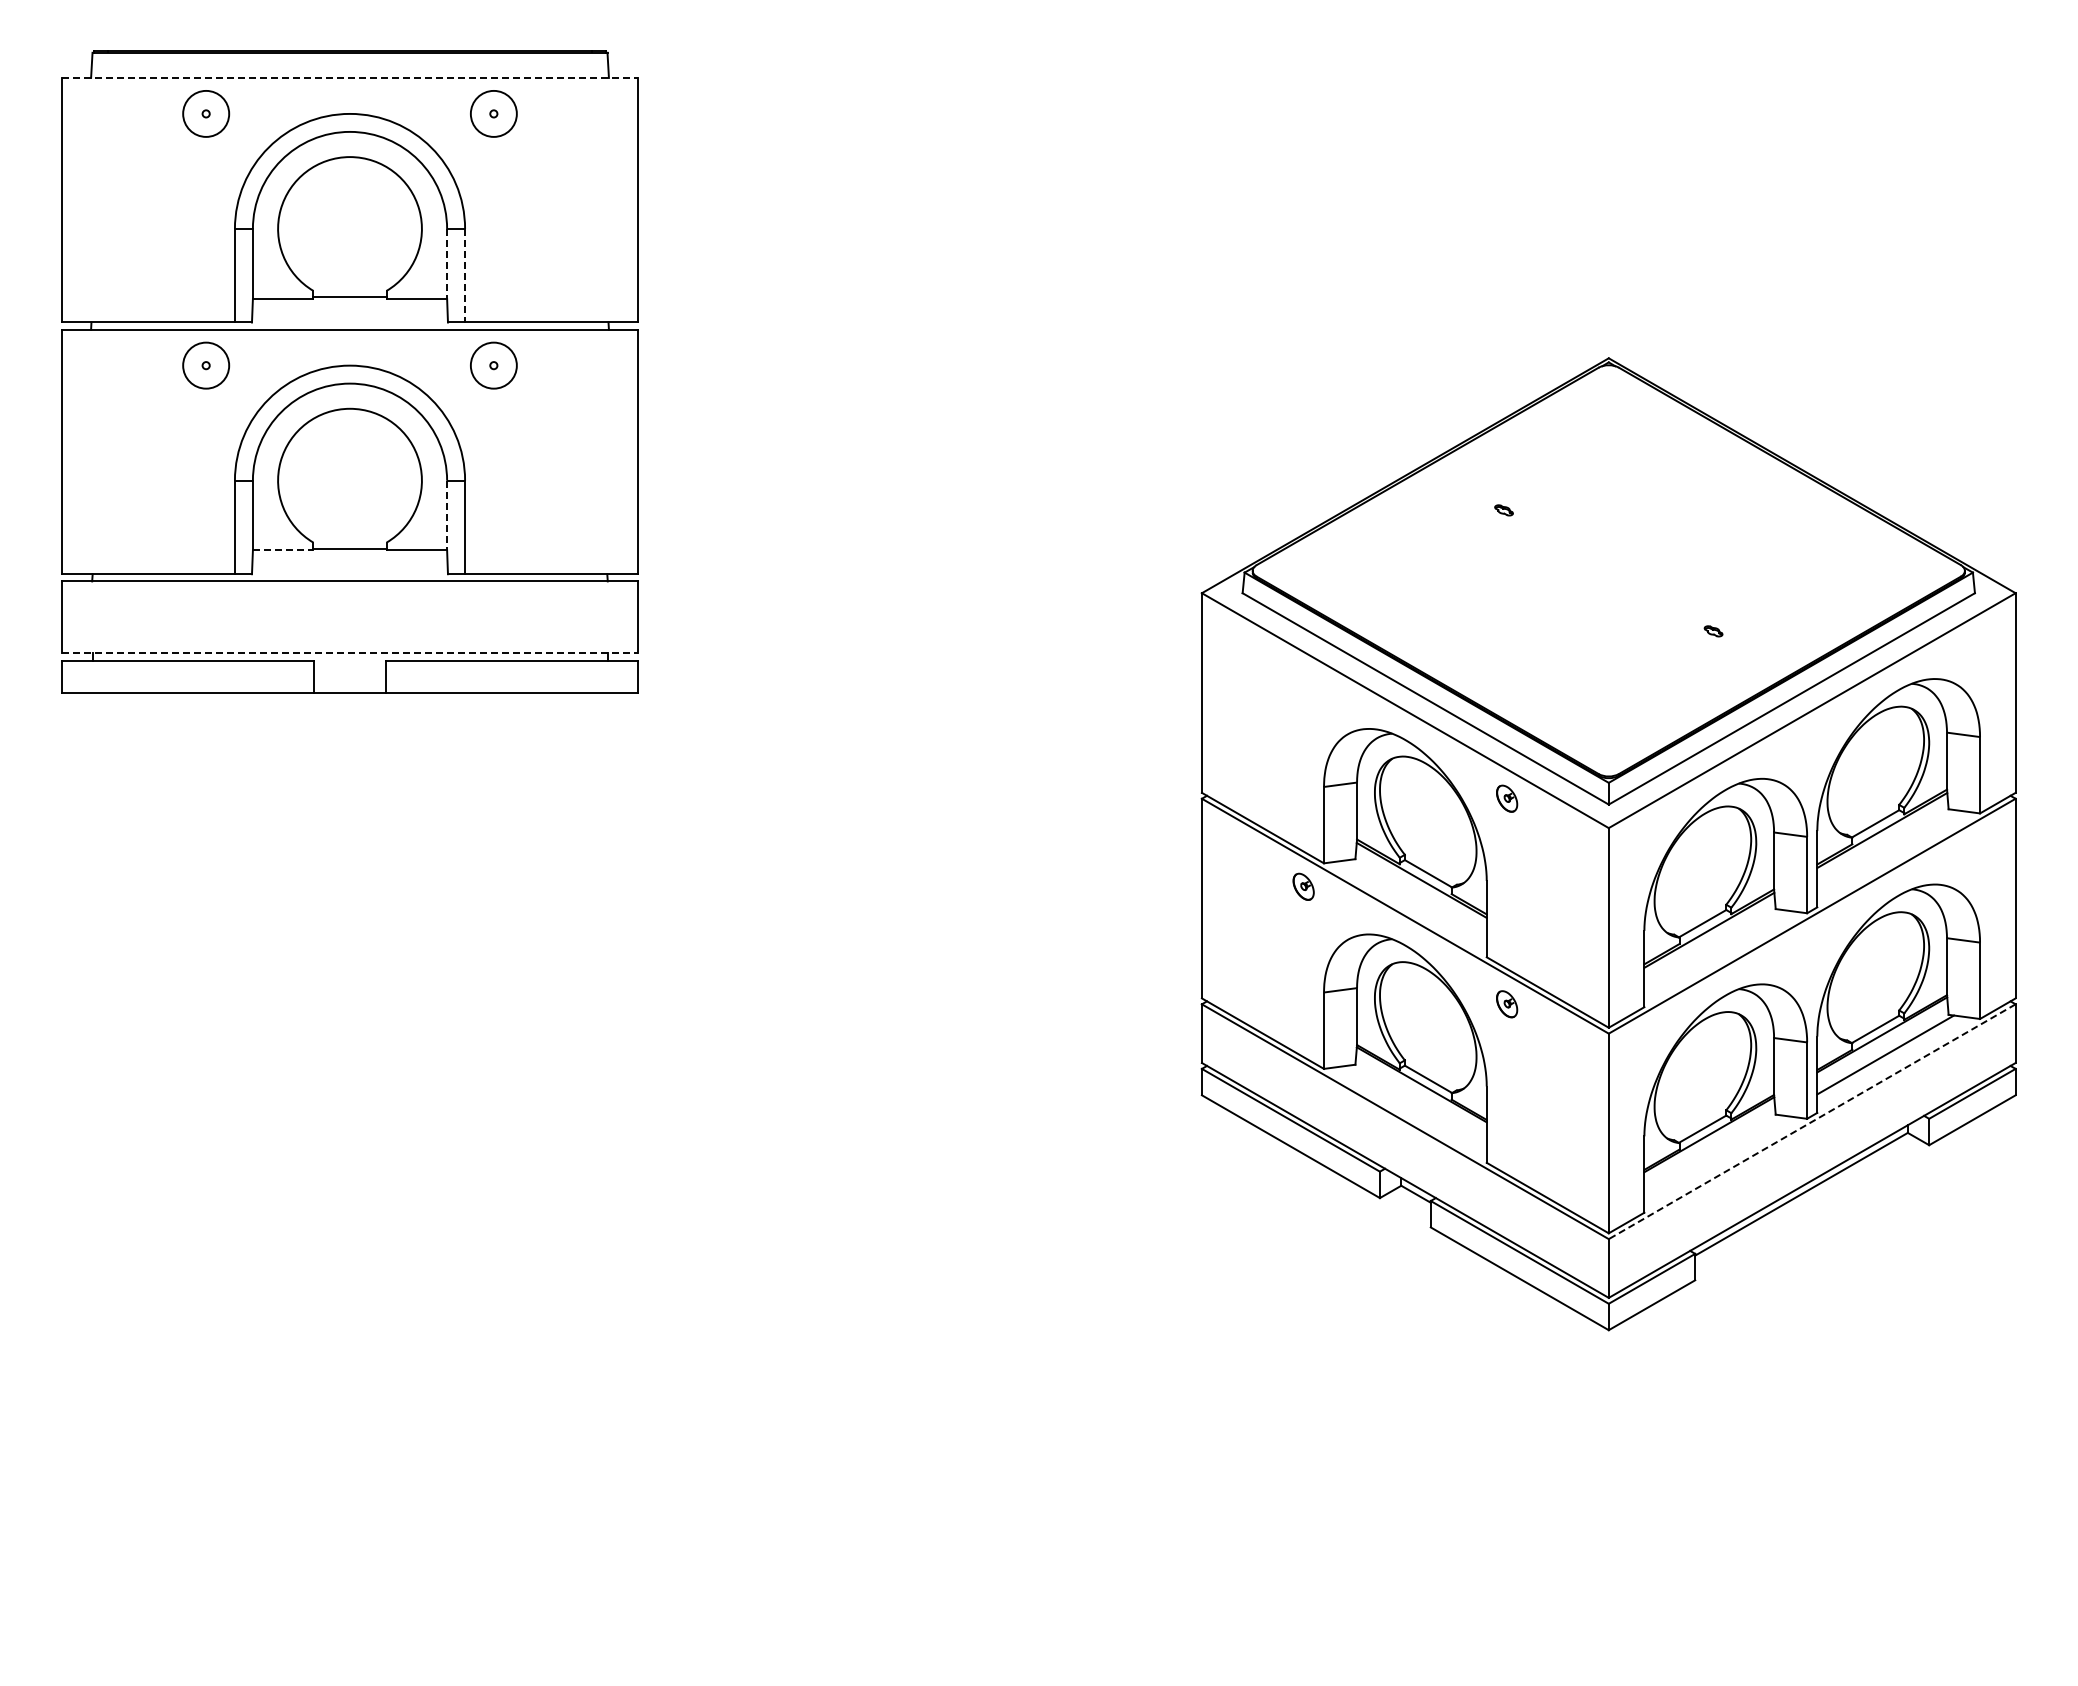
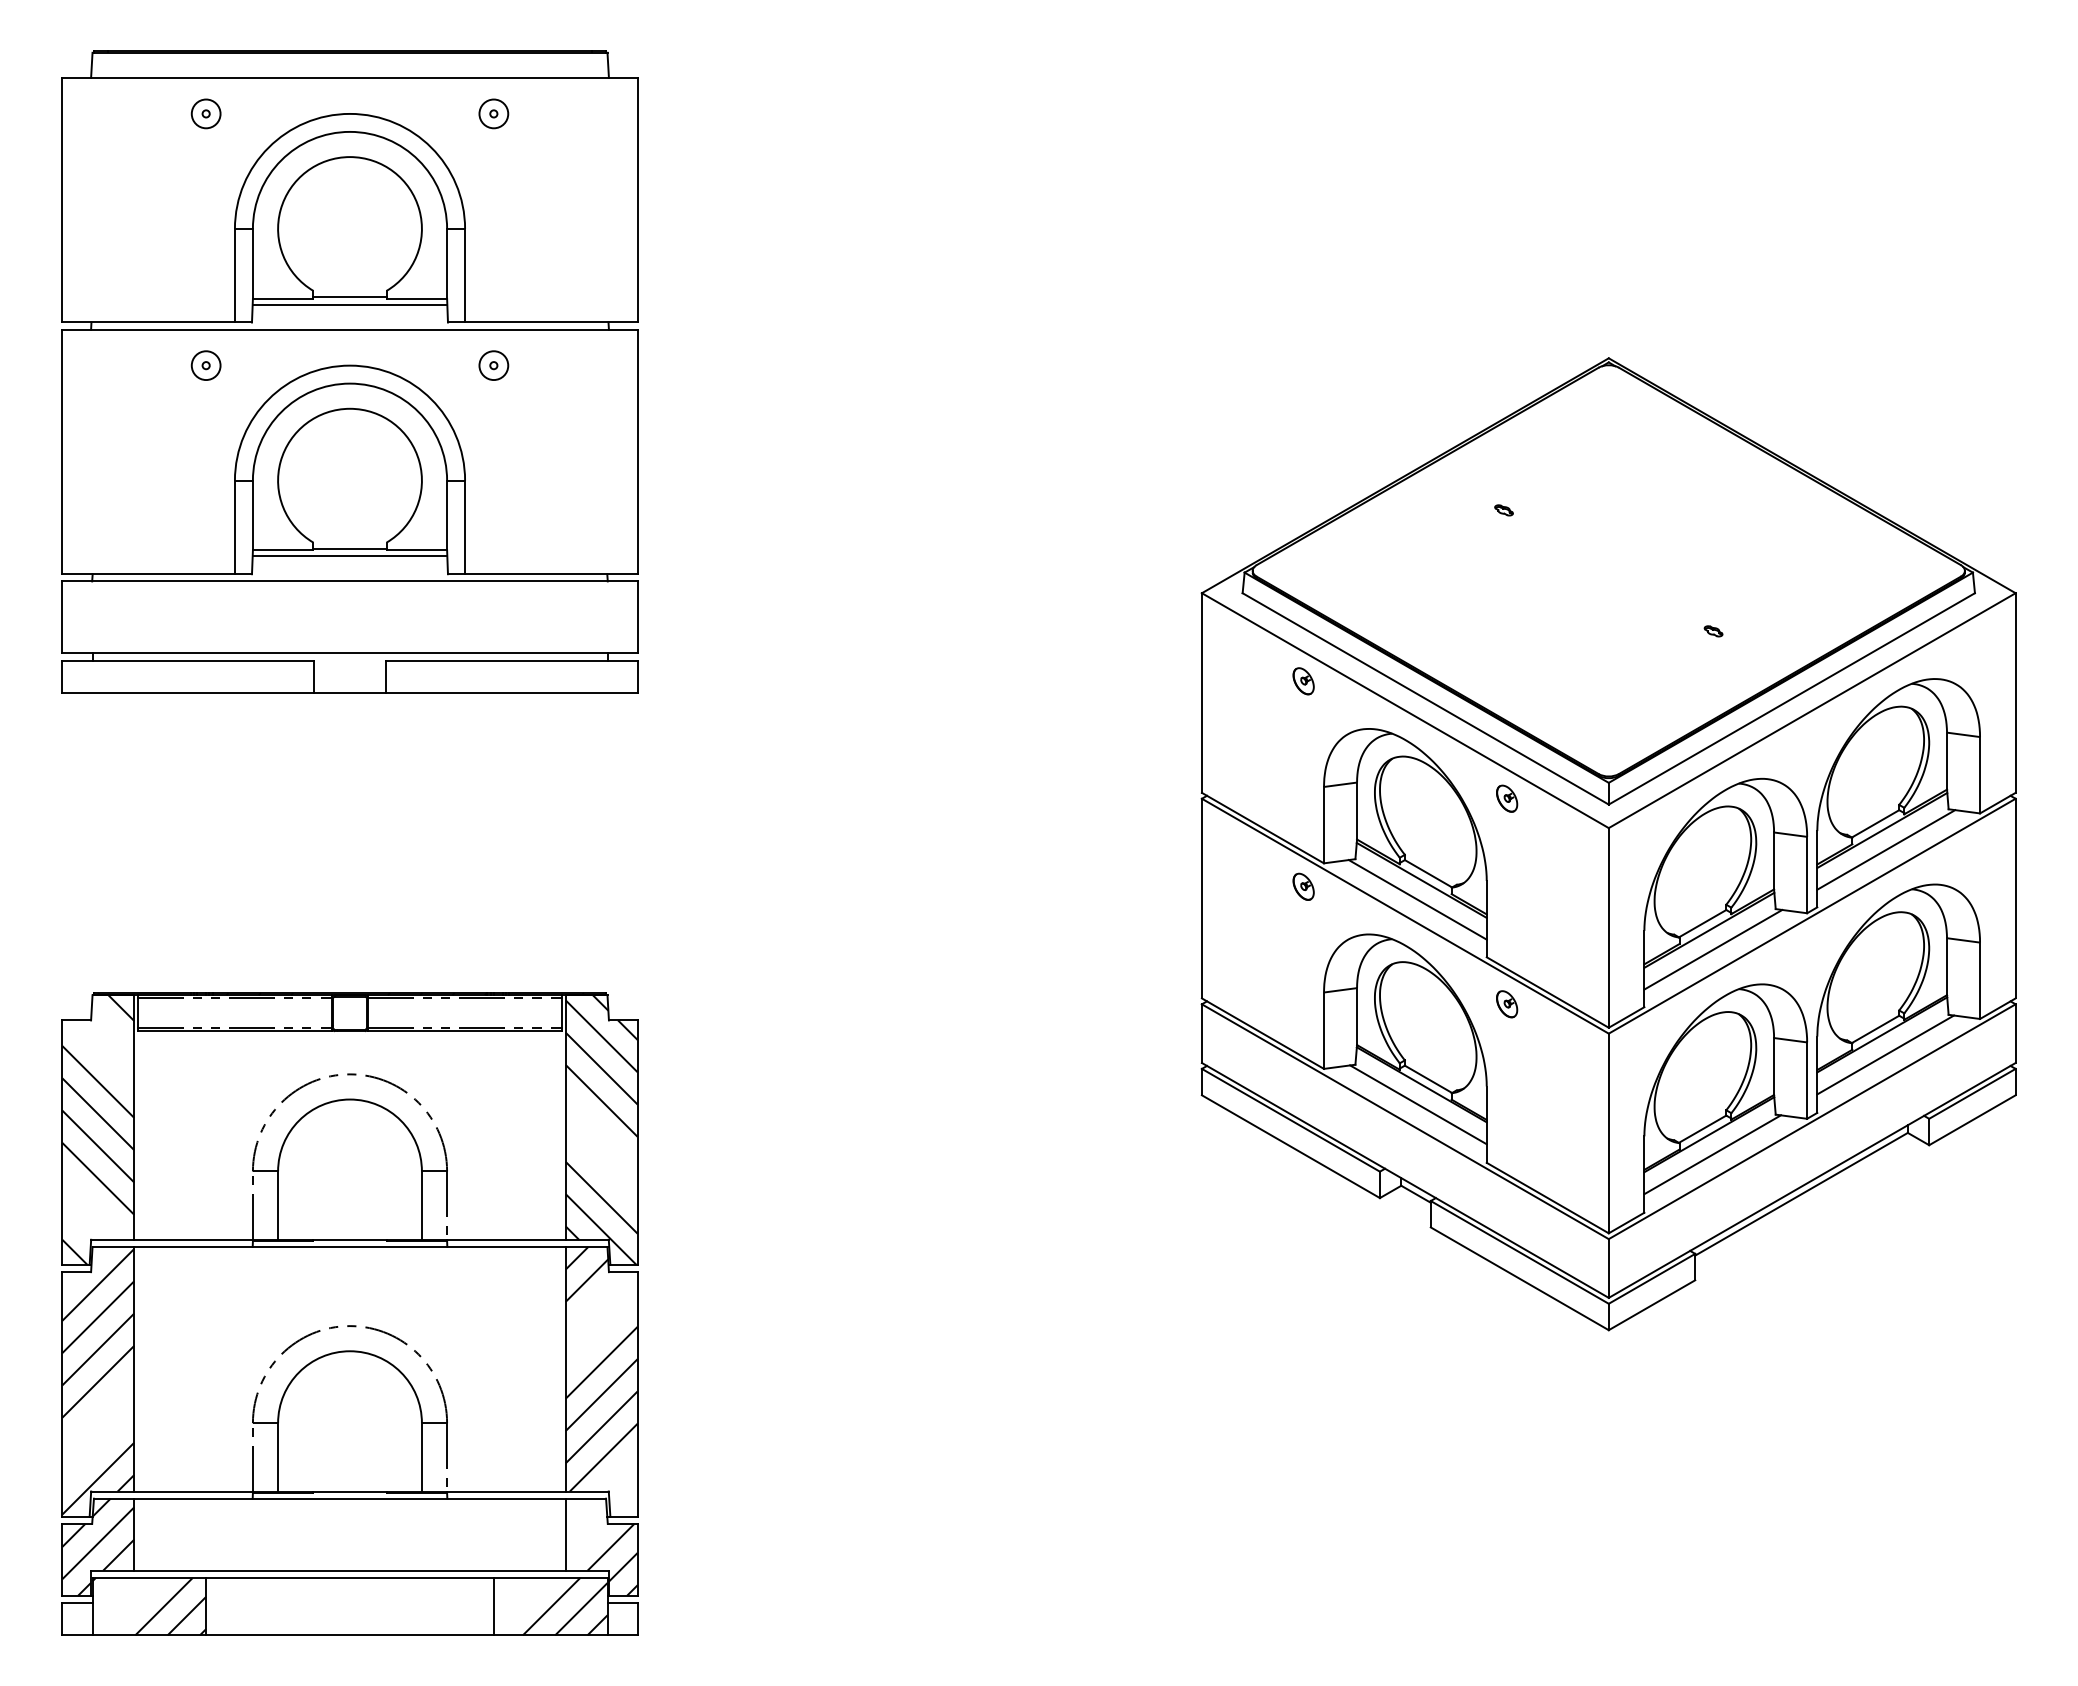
line: dashed -> solid (350, 77)
circle diameter: 46 px -> 29 px (205, 113)
circle diameter: 46 px -> 29 px (493, 113)
line: dashed -> solid (447, 263)
line: dashed -> solid (465, 275)
line: none -> present (349, 304)
circle diameter: 46 px -> 29 px (205, 365)
circle diameter: 46 px -> 29 px (493, 365)
line: dashed -> solid (447, 515)
line: dashed -> solid (283, 550)
line: none -> present (349, 556)
line: dashed -> solid (350, 653)
part: none -> present (1303, 681)
line: none -> present (1886, 849)
line: none -> present (1417, 899)
line: none -> present (1713, 949)
line: none -> present (1418, 1104)
line: dashed -> solid (1812, 1121)
line: none -> present (1712, 1154)
part: none -> present (349, 1313)
